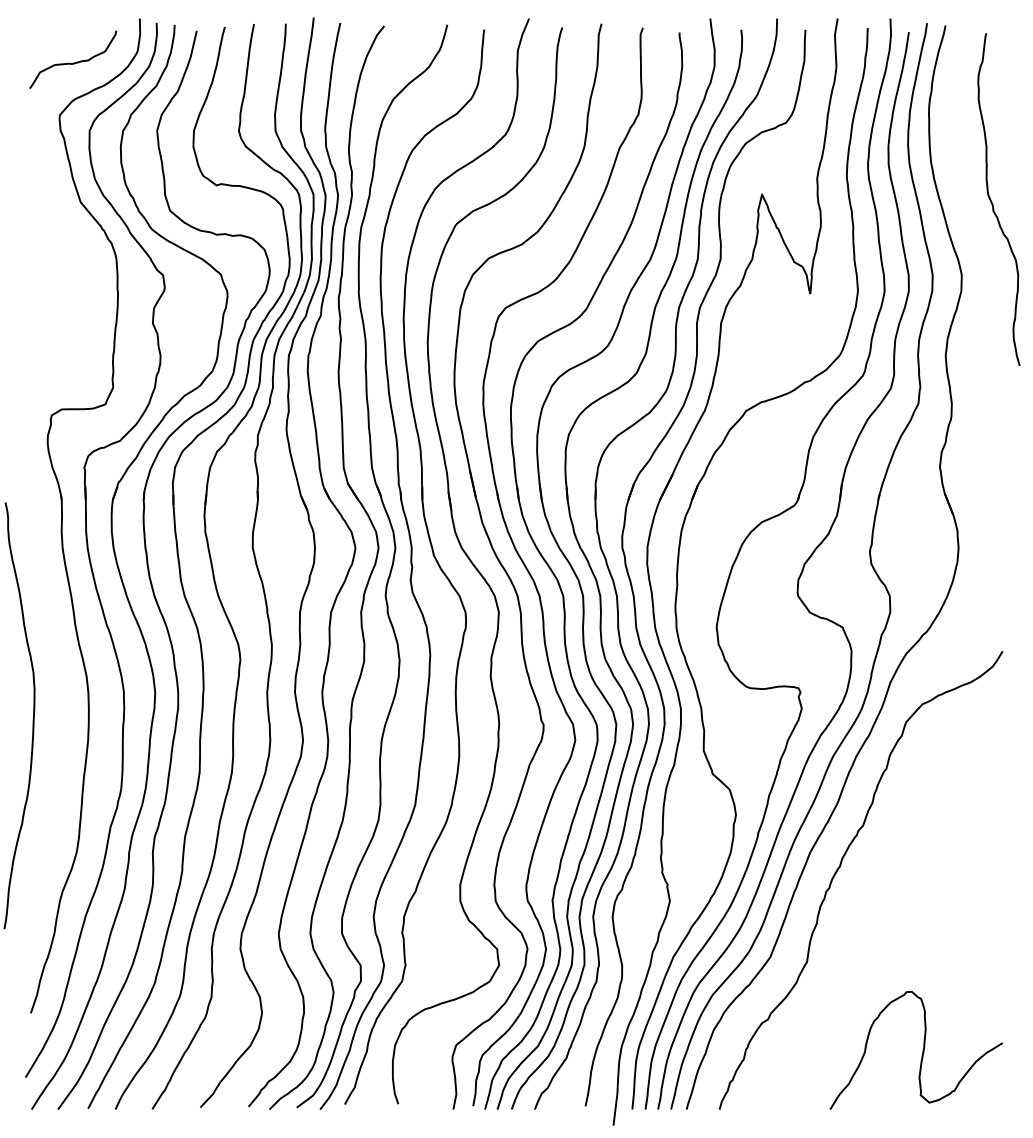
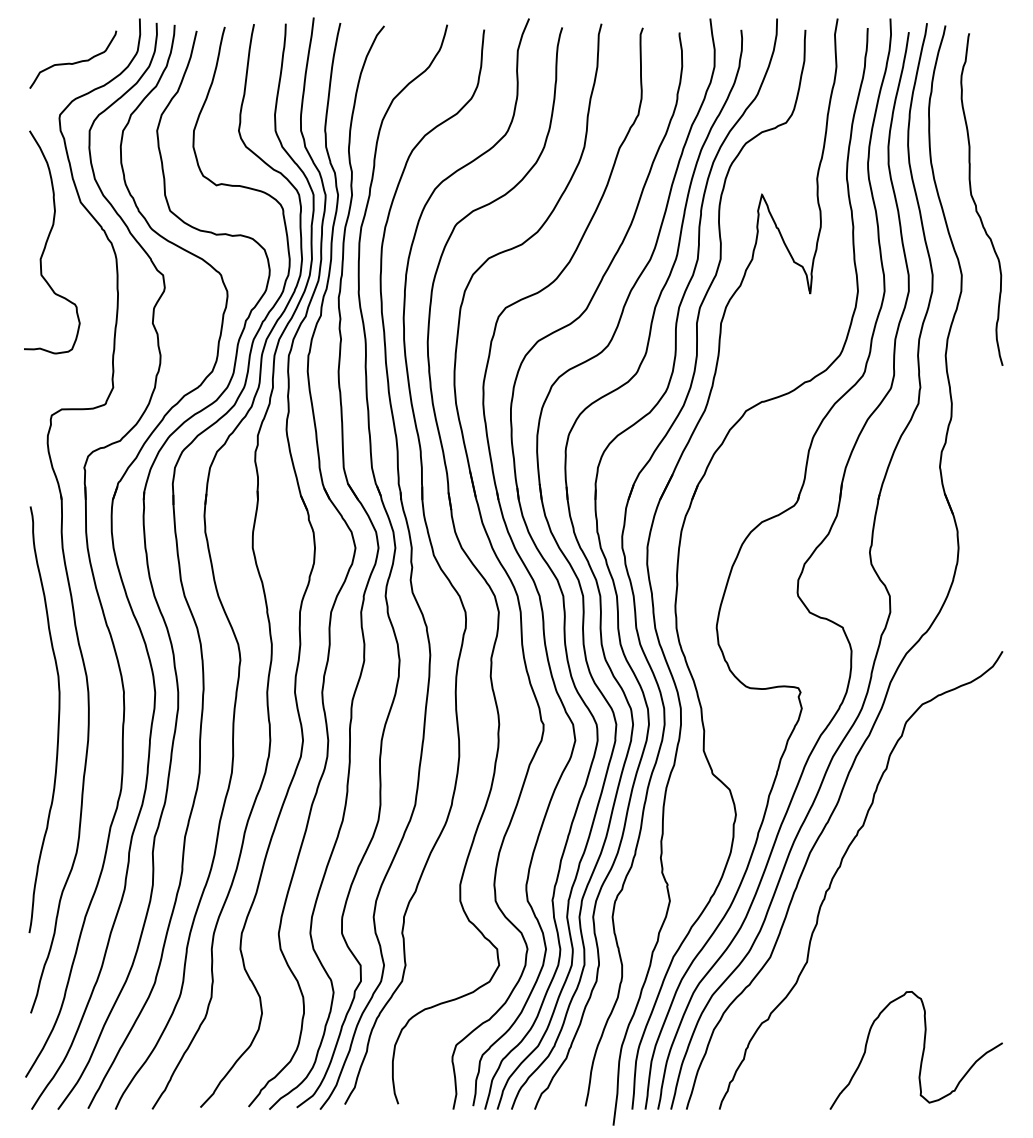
curve position: (992, 201) -> (975, 201) (975, 201)
curve: none -> present (48, 240)
curve position: (32, 718) -> (57, 722) (57, 722)
